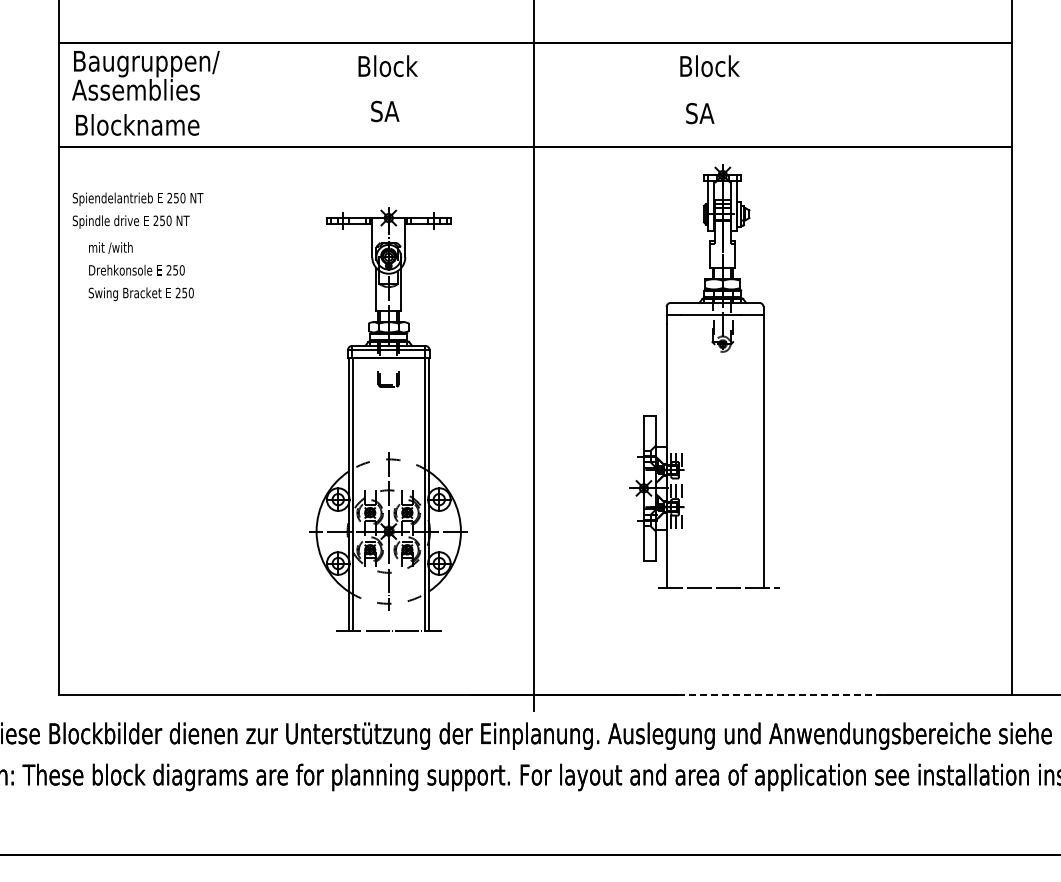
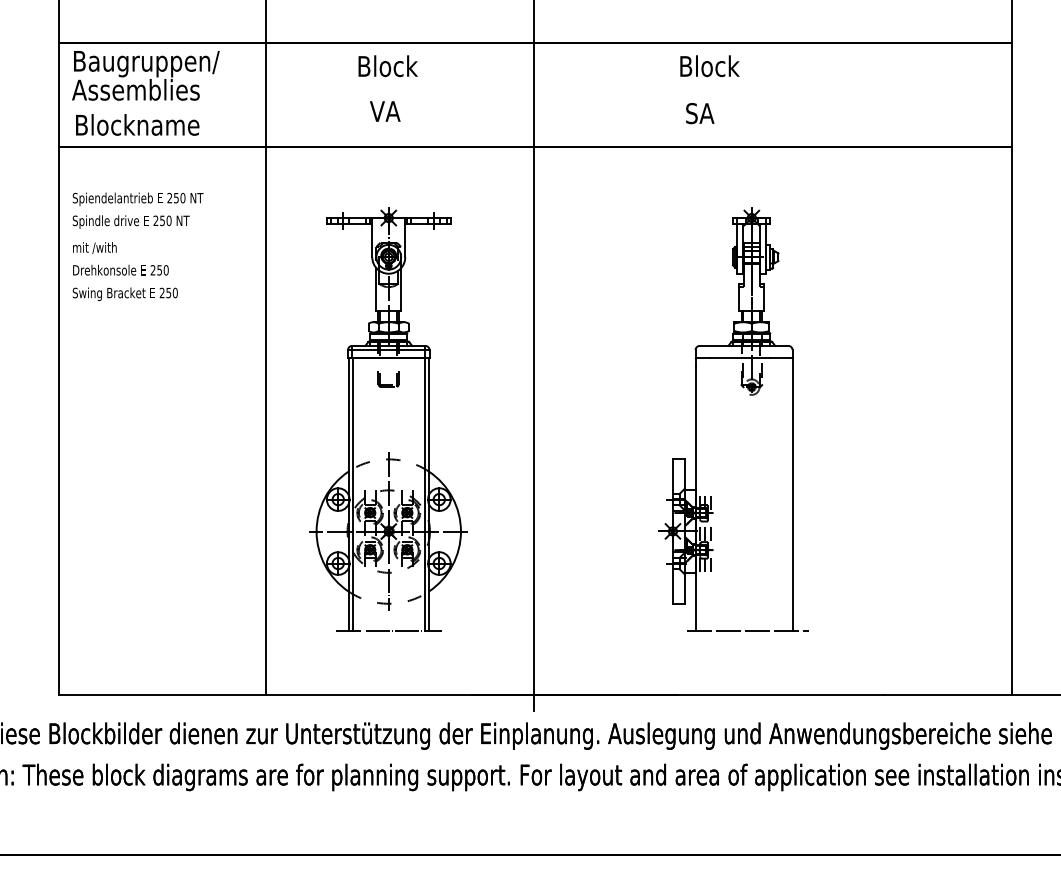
text: SA -> VA (385, 111)
text position: (140, 271) -> (124, 271) (124, 271)
line: none -> present (265, 348)
part position: (720, 352) -> (749, 395) (749, 395)
line: dashed -> solid (781, 694)
